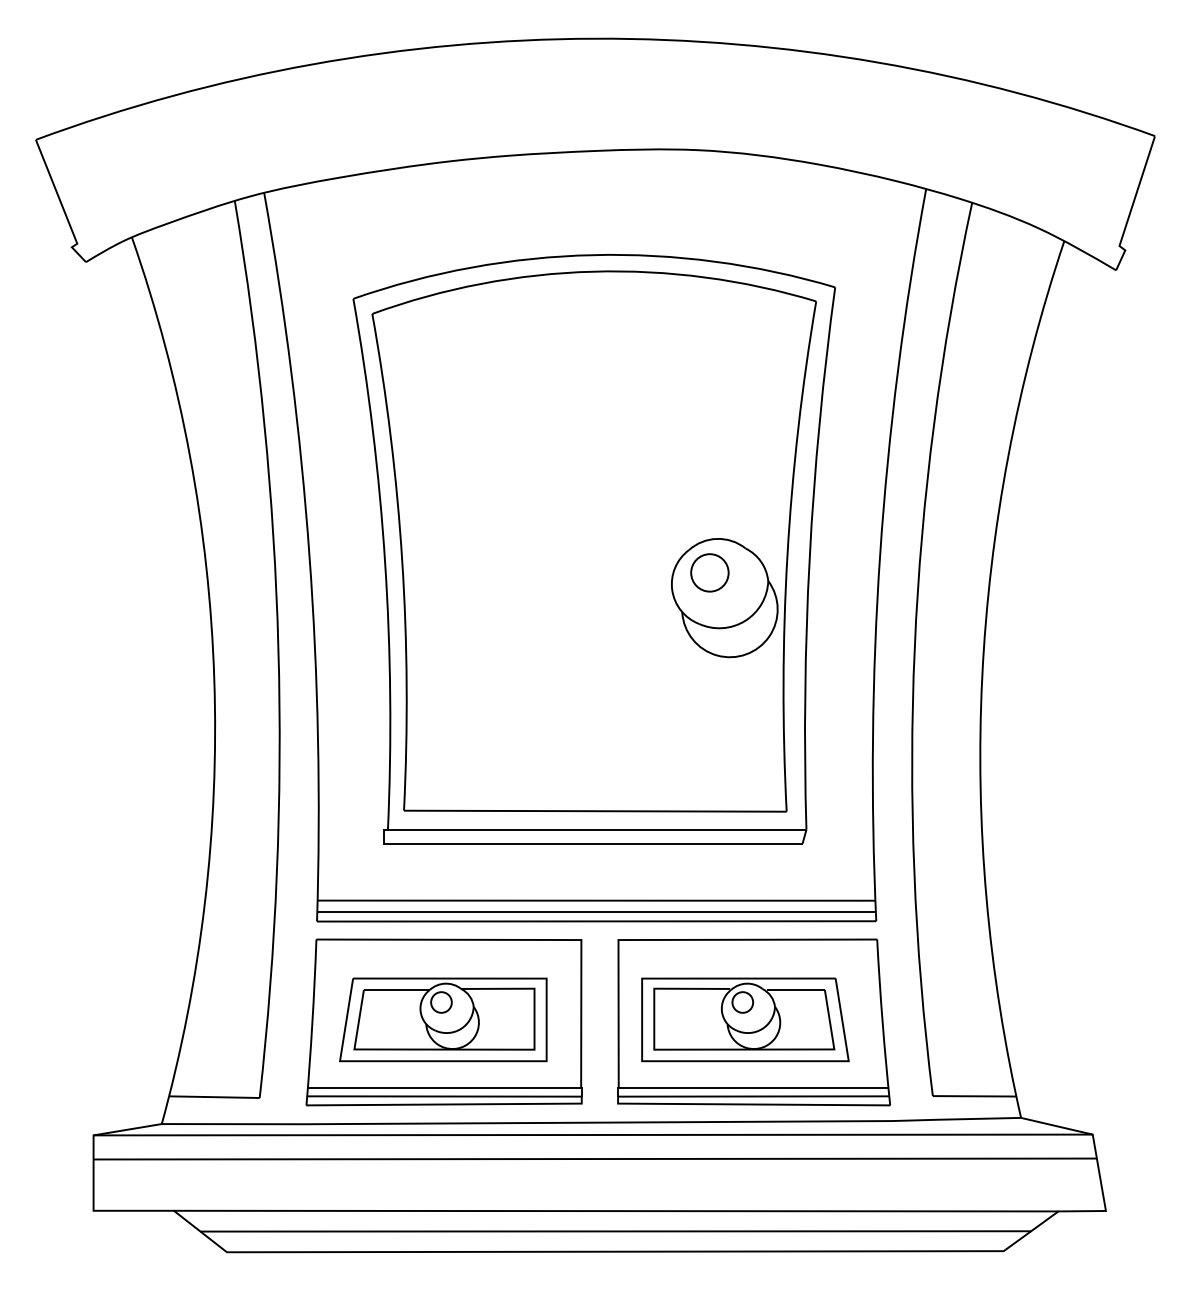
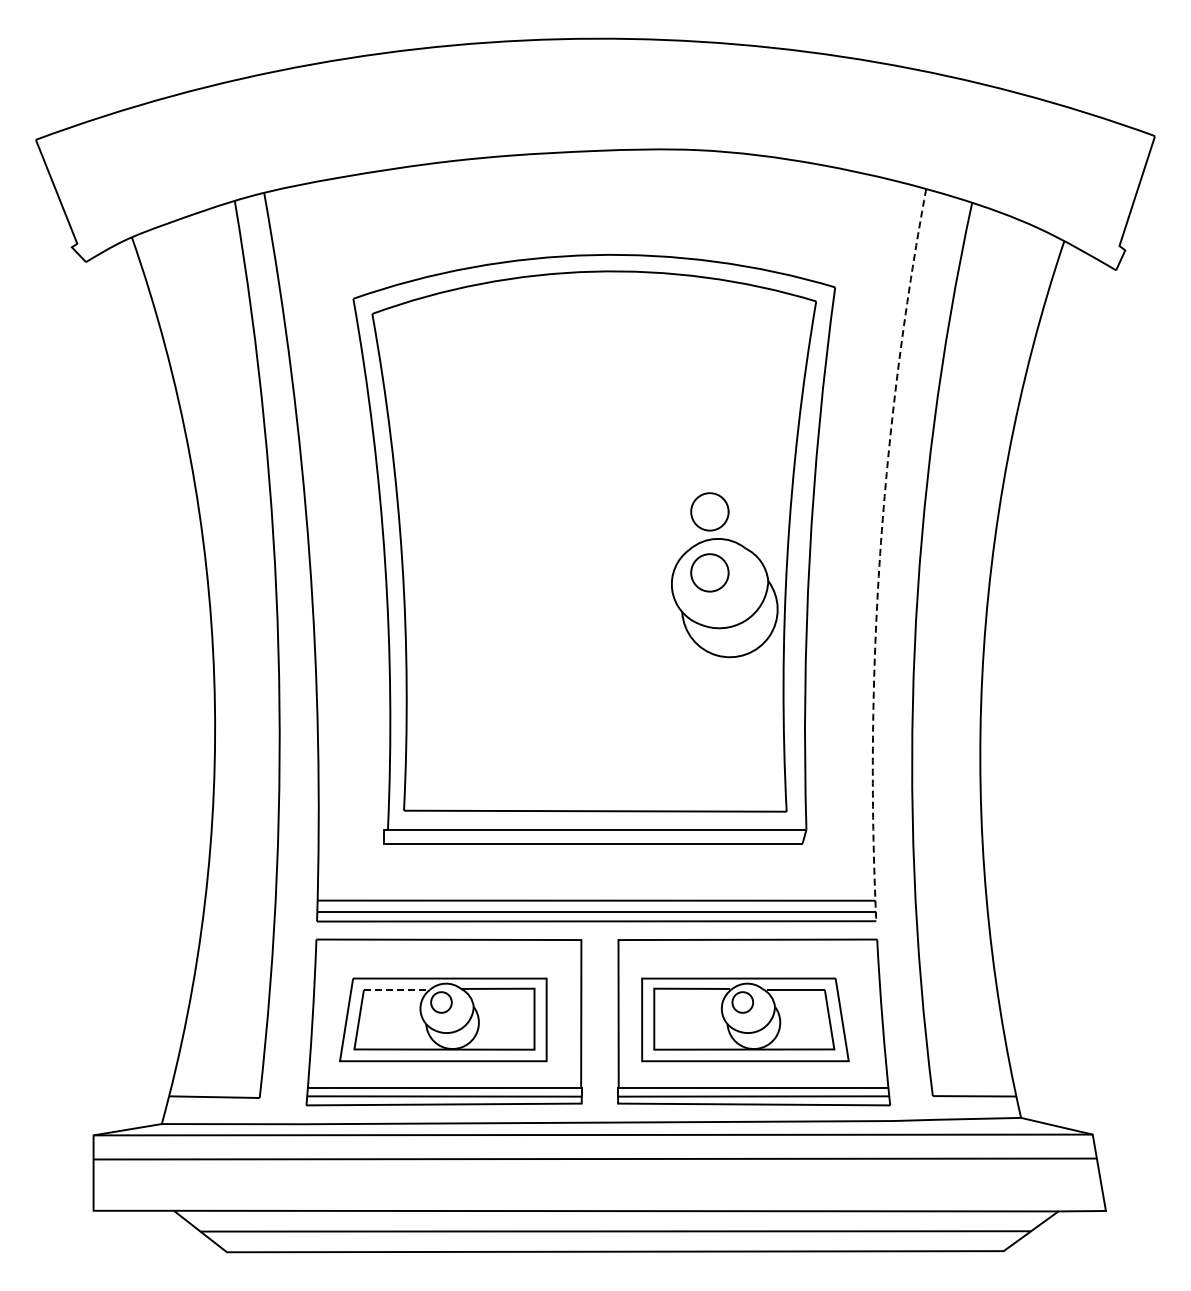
circle: none -> present (709, 511)
arc: solid -> dashed (880, 553)
line: solid -> dashed (396, 989)
